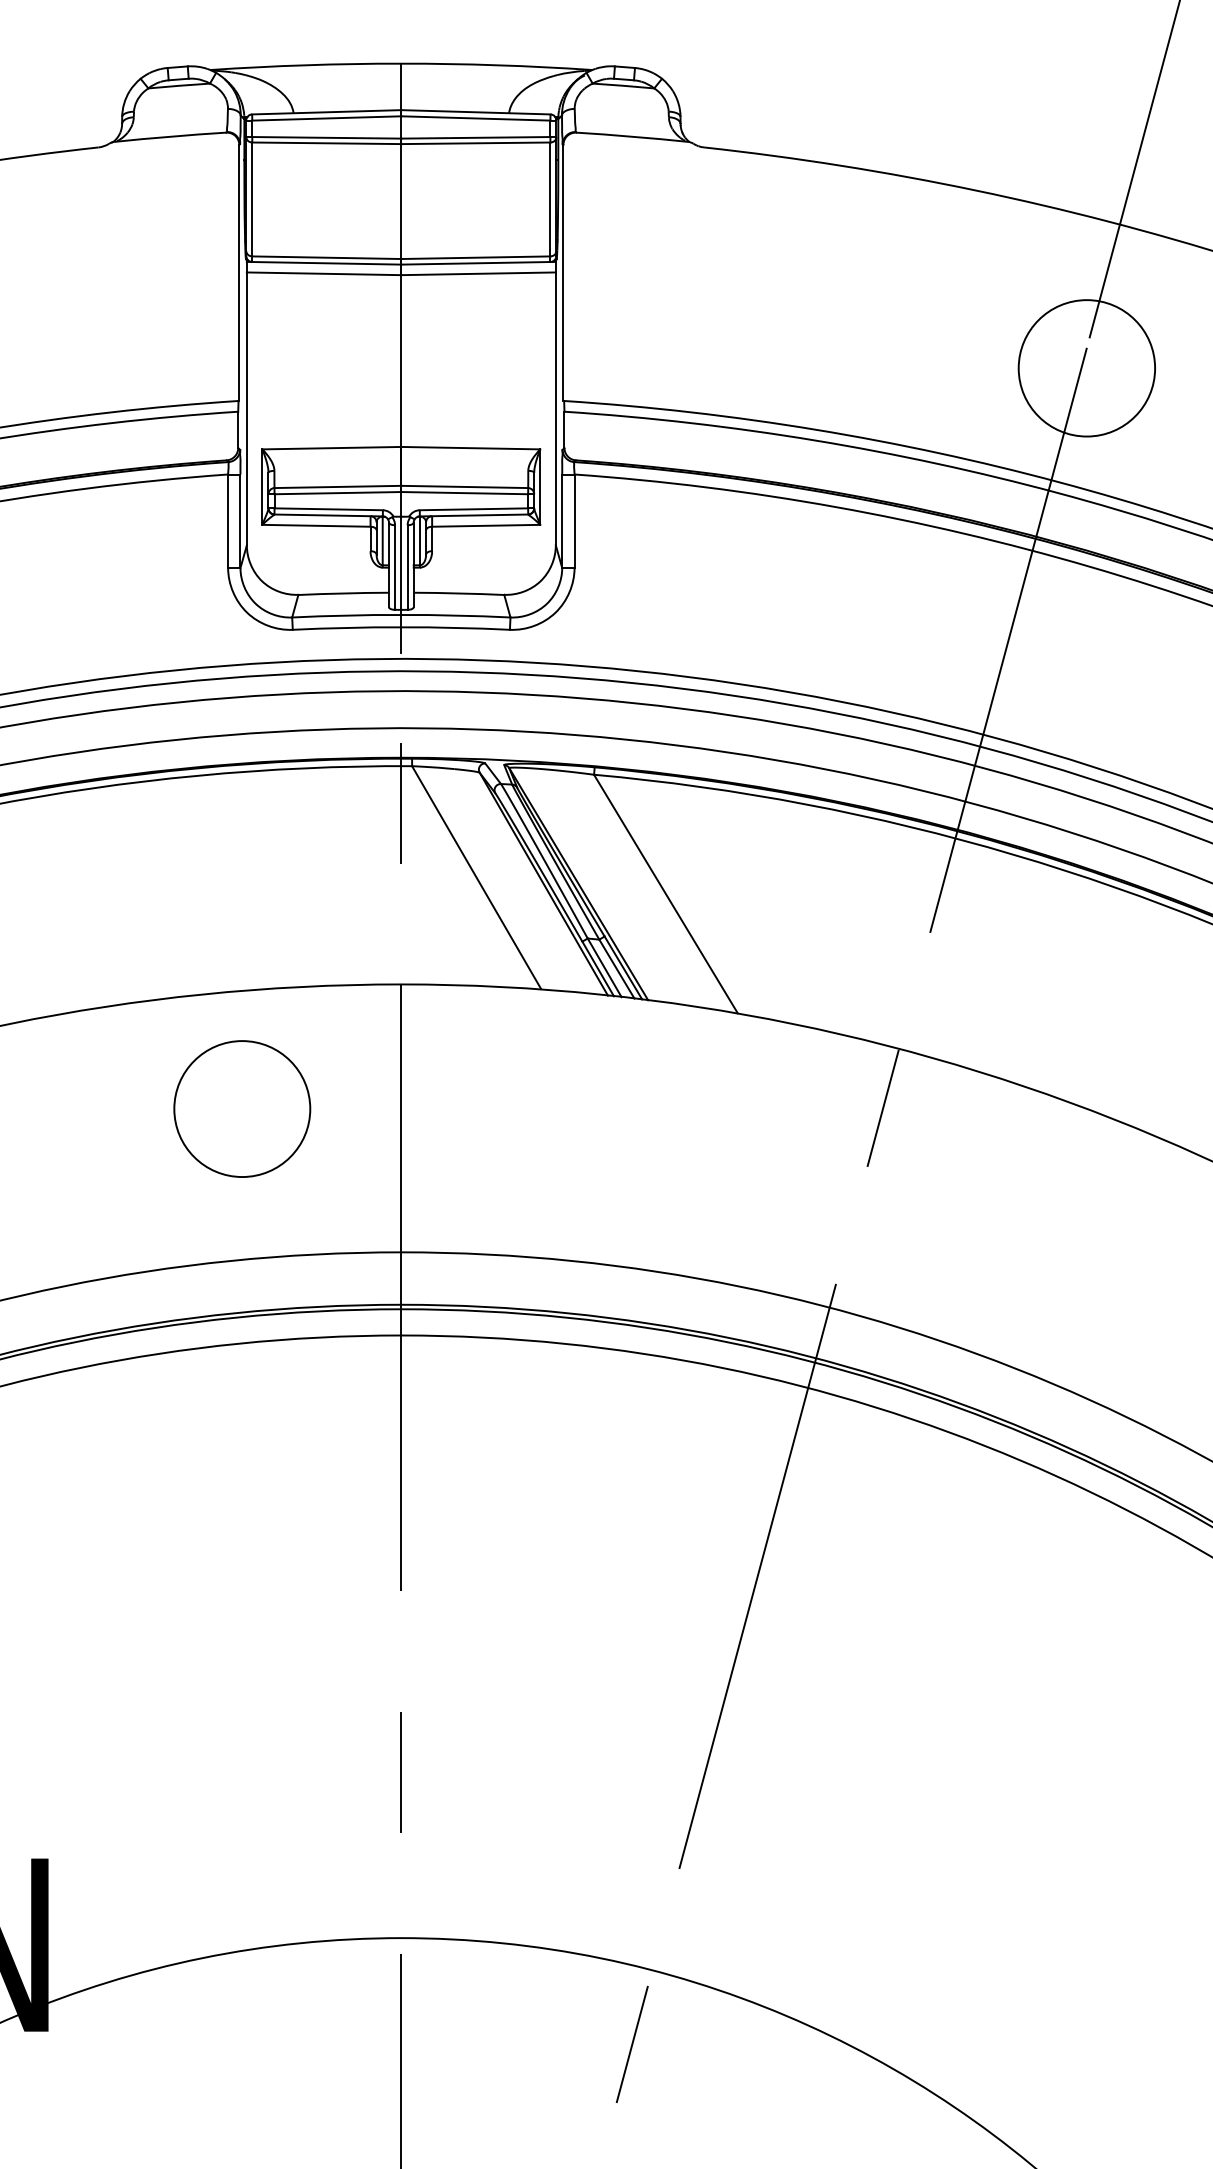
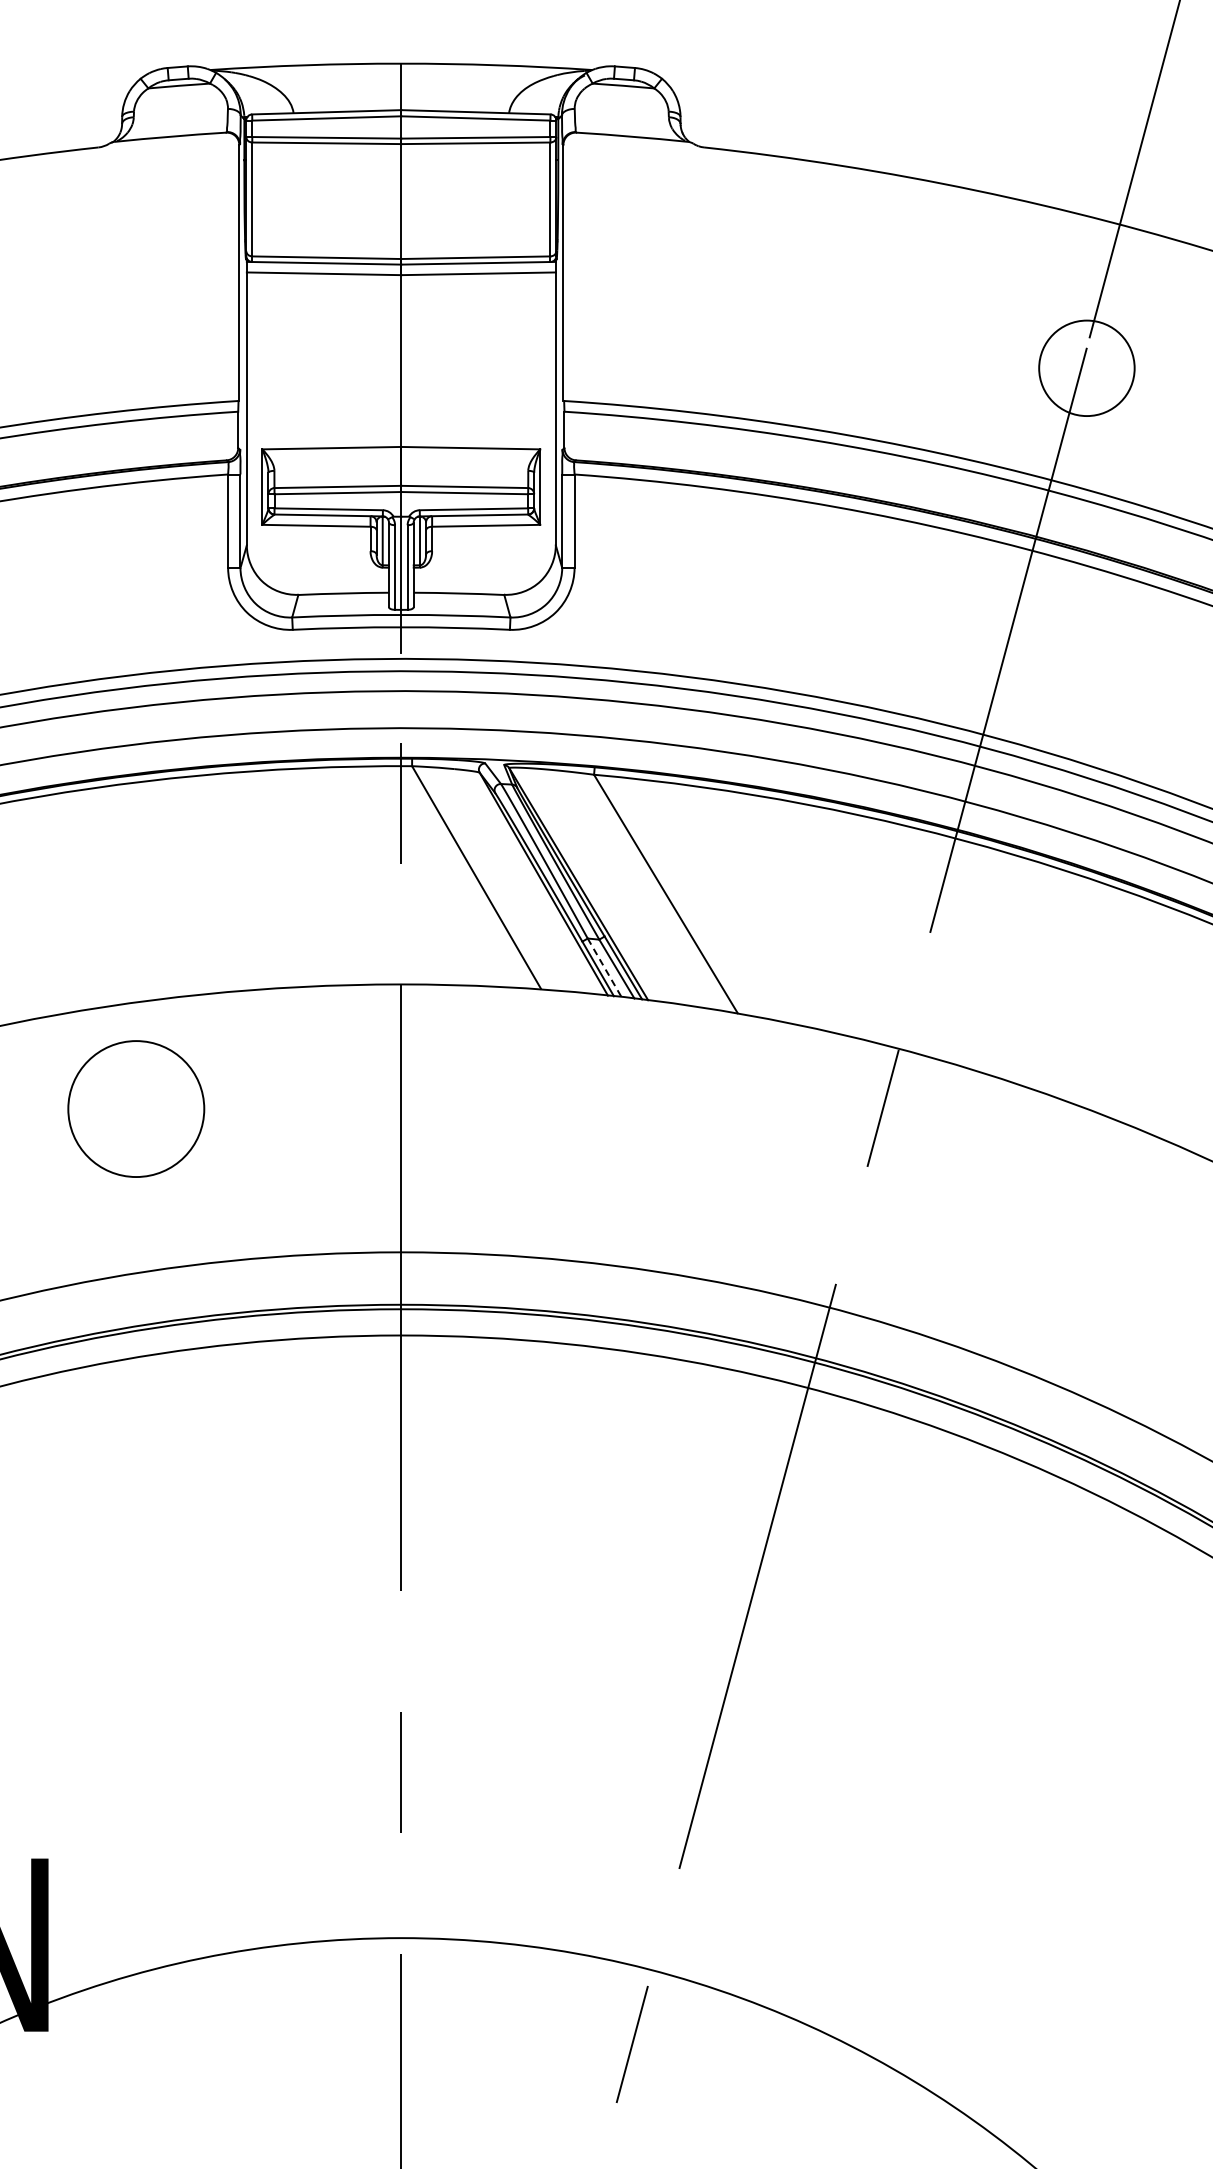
circle diameter: 136 px -> 95 px (1086, 368)
line: solid -> dashed (604, 967)
circle position: (242, 1108) -> (136, 1108) (136, 1108)
